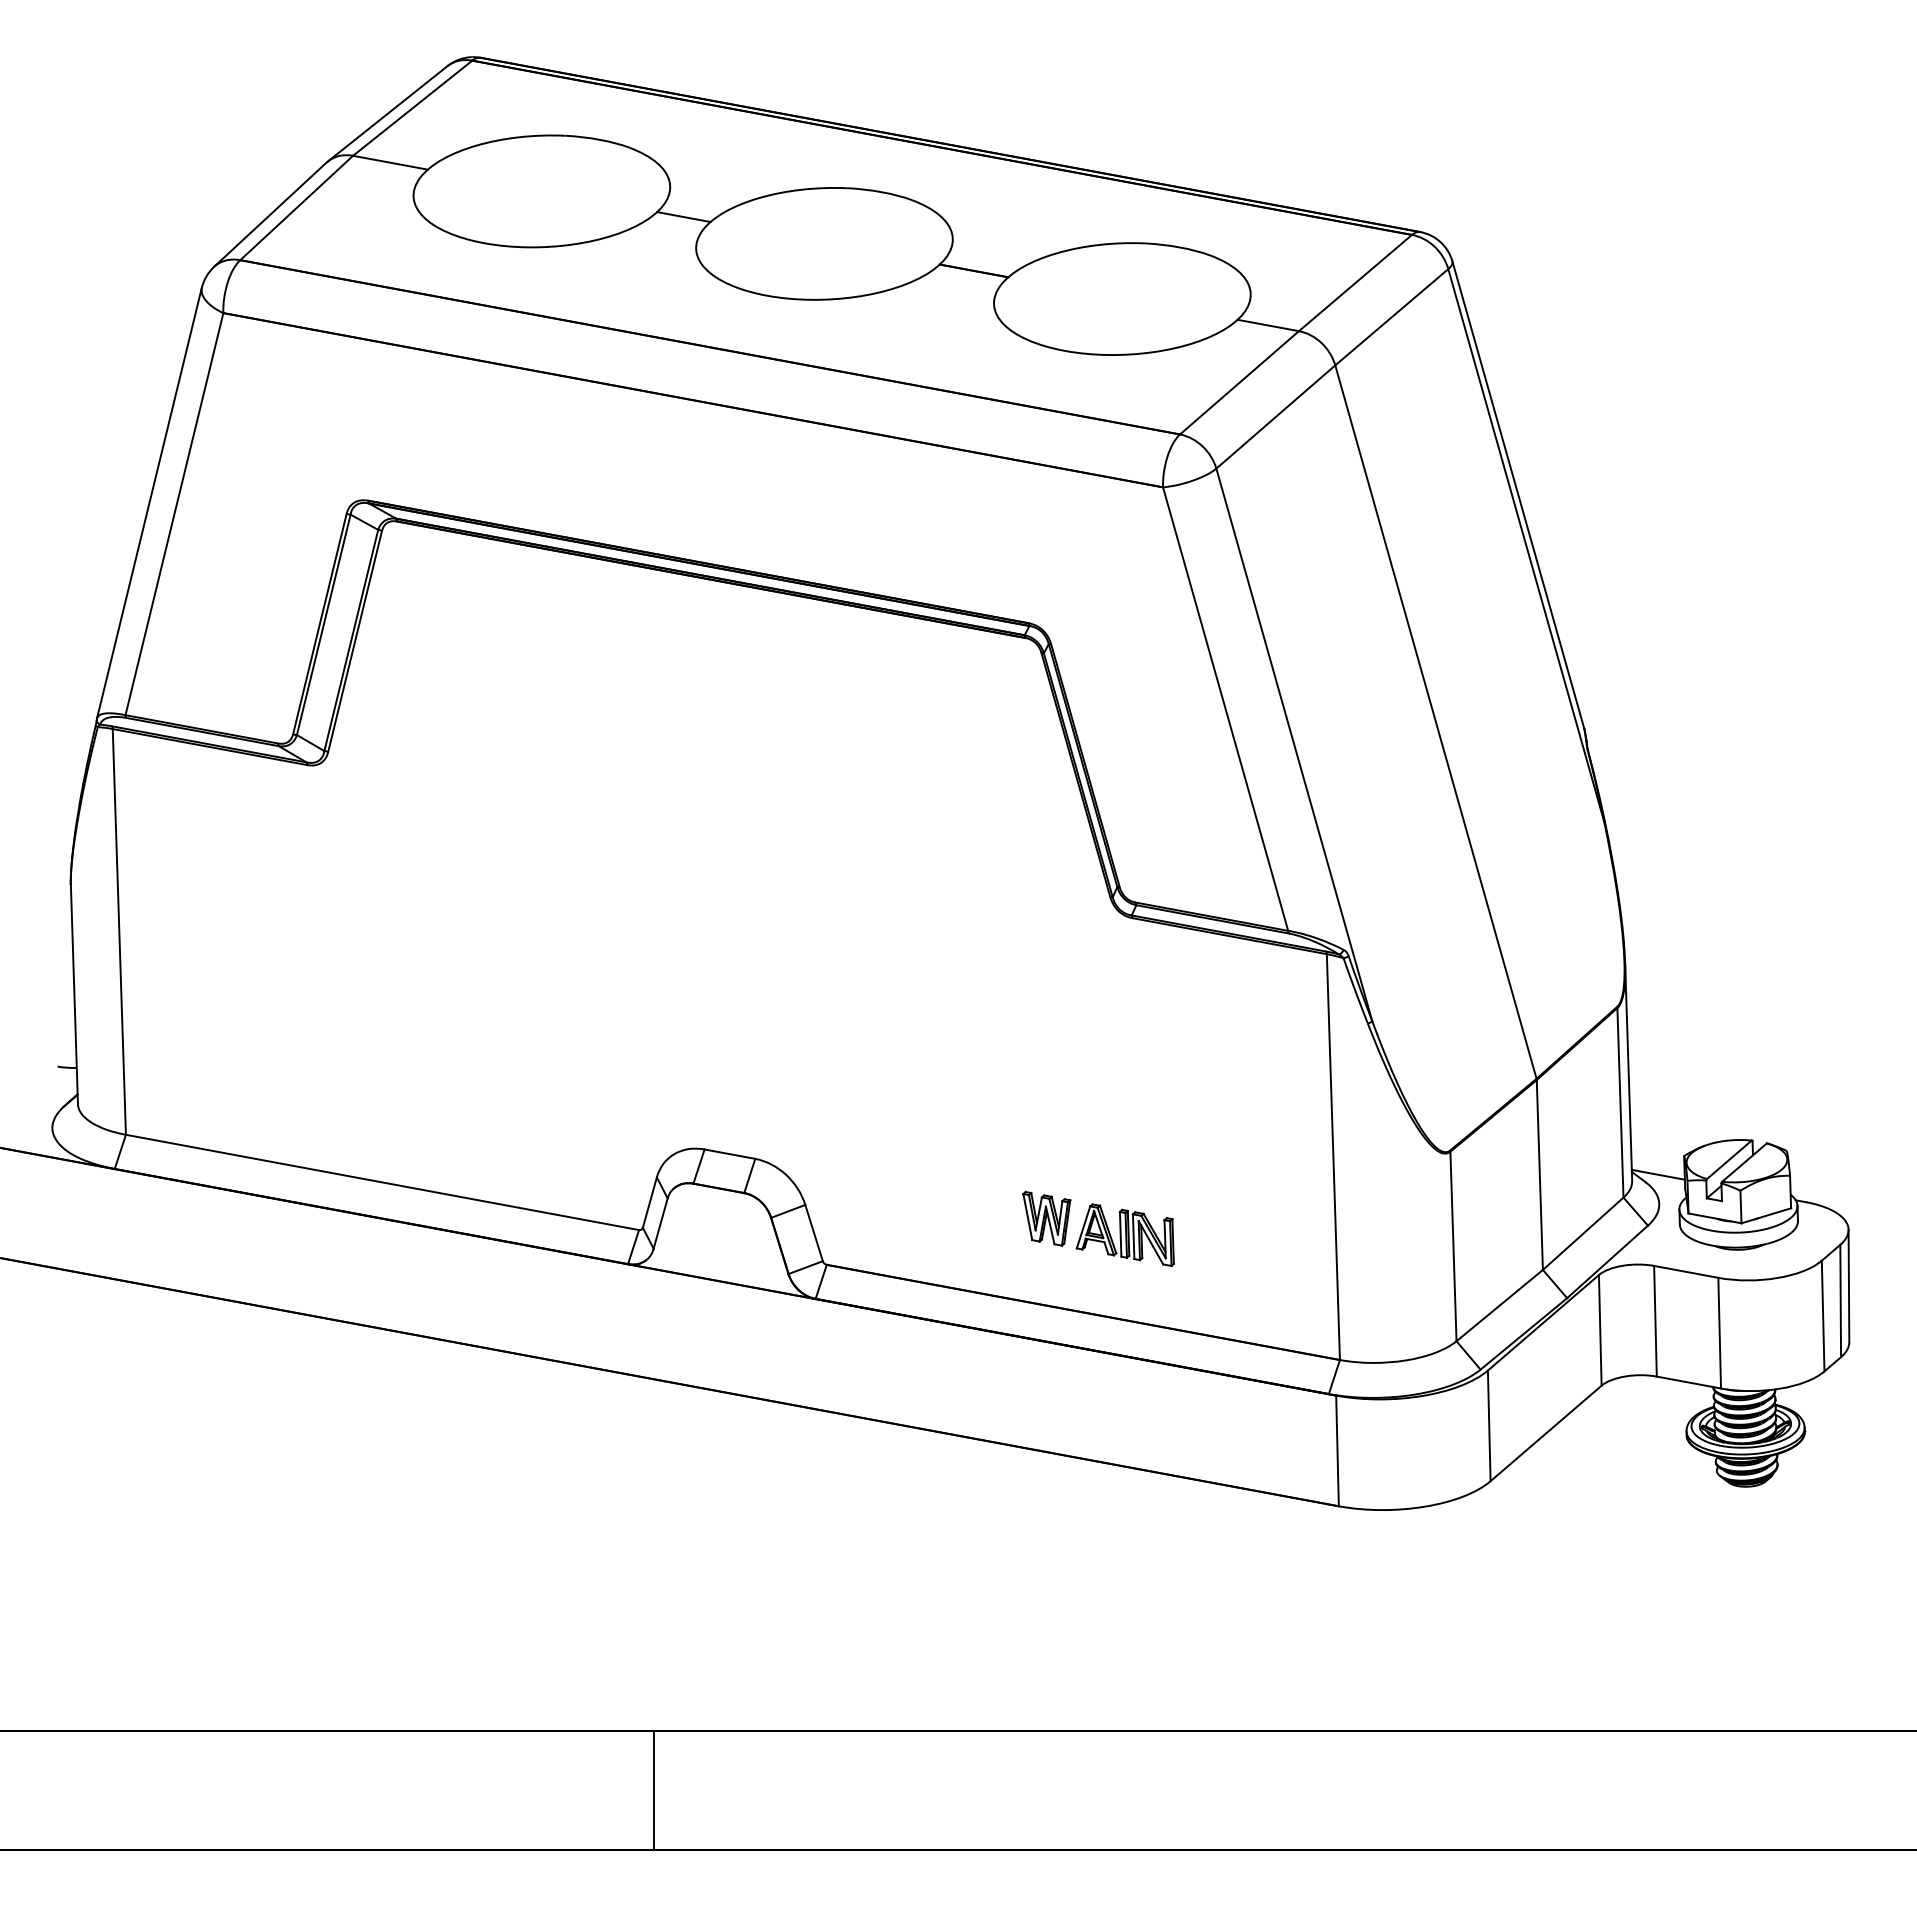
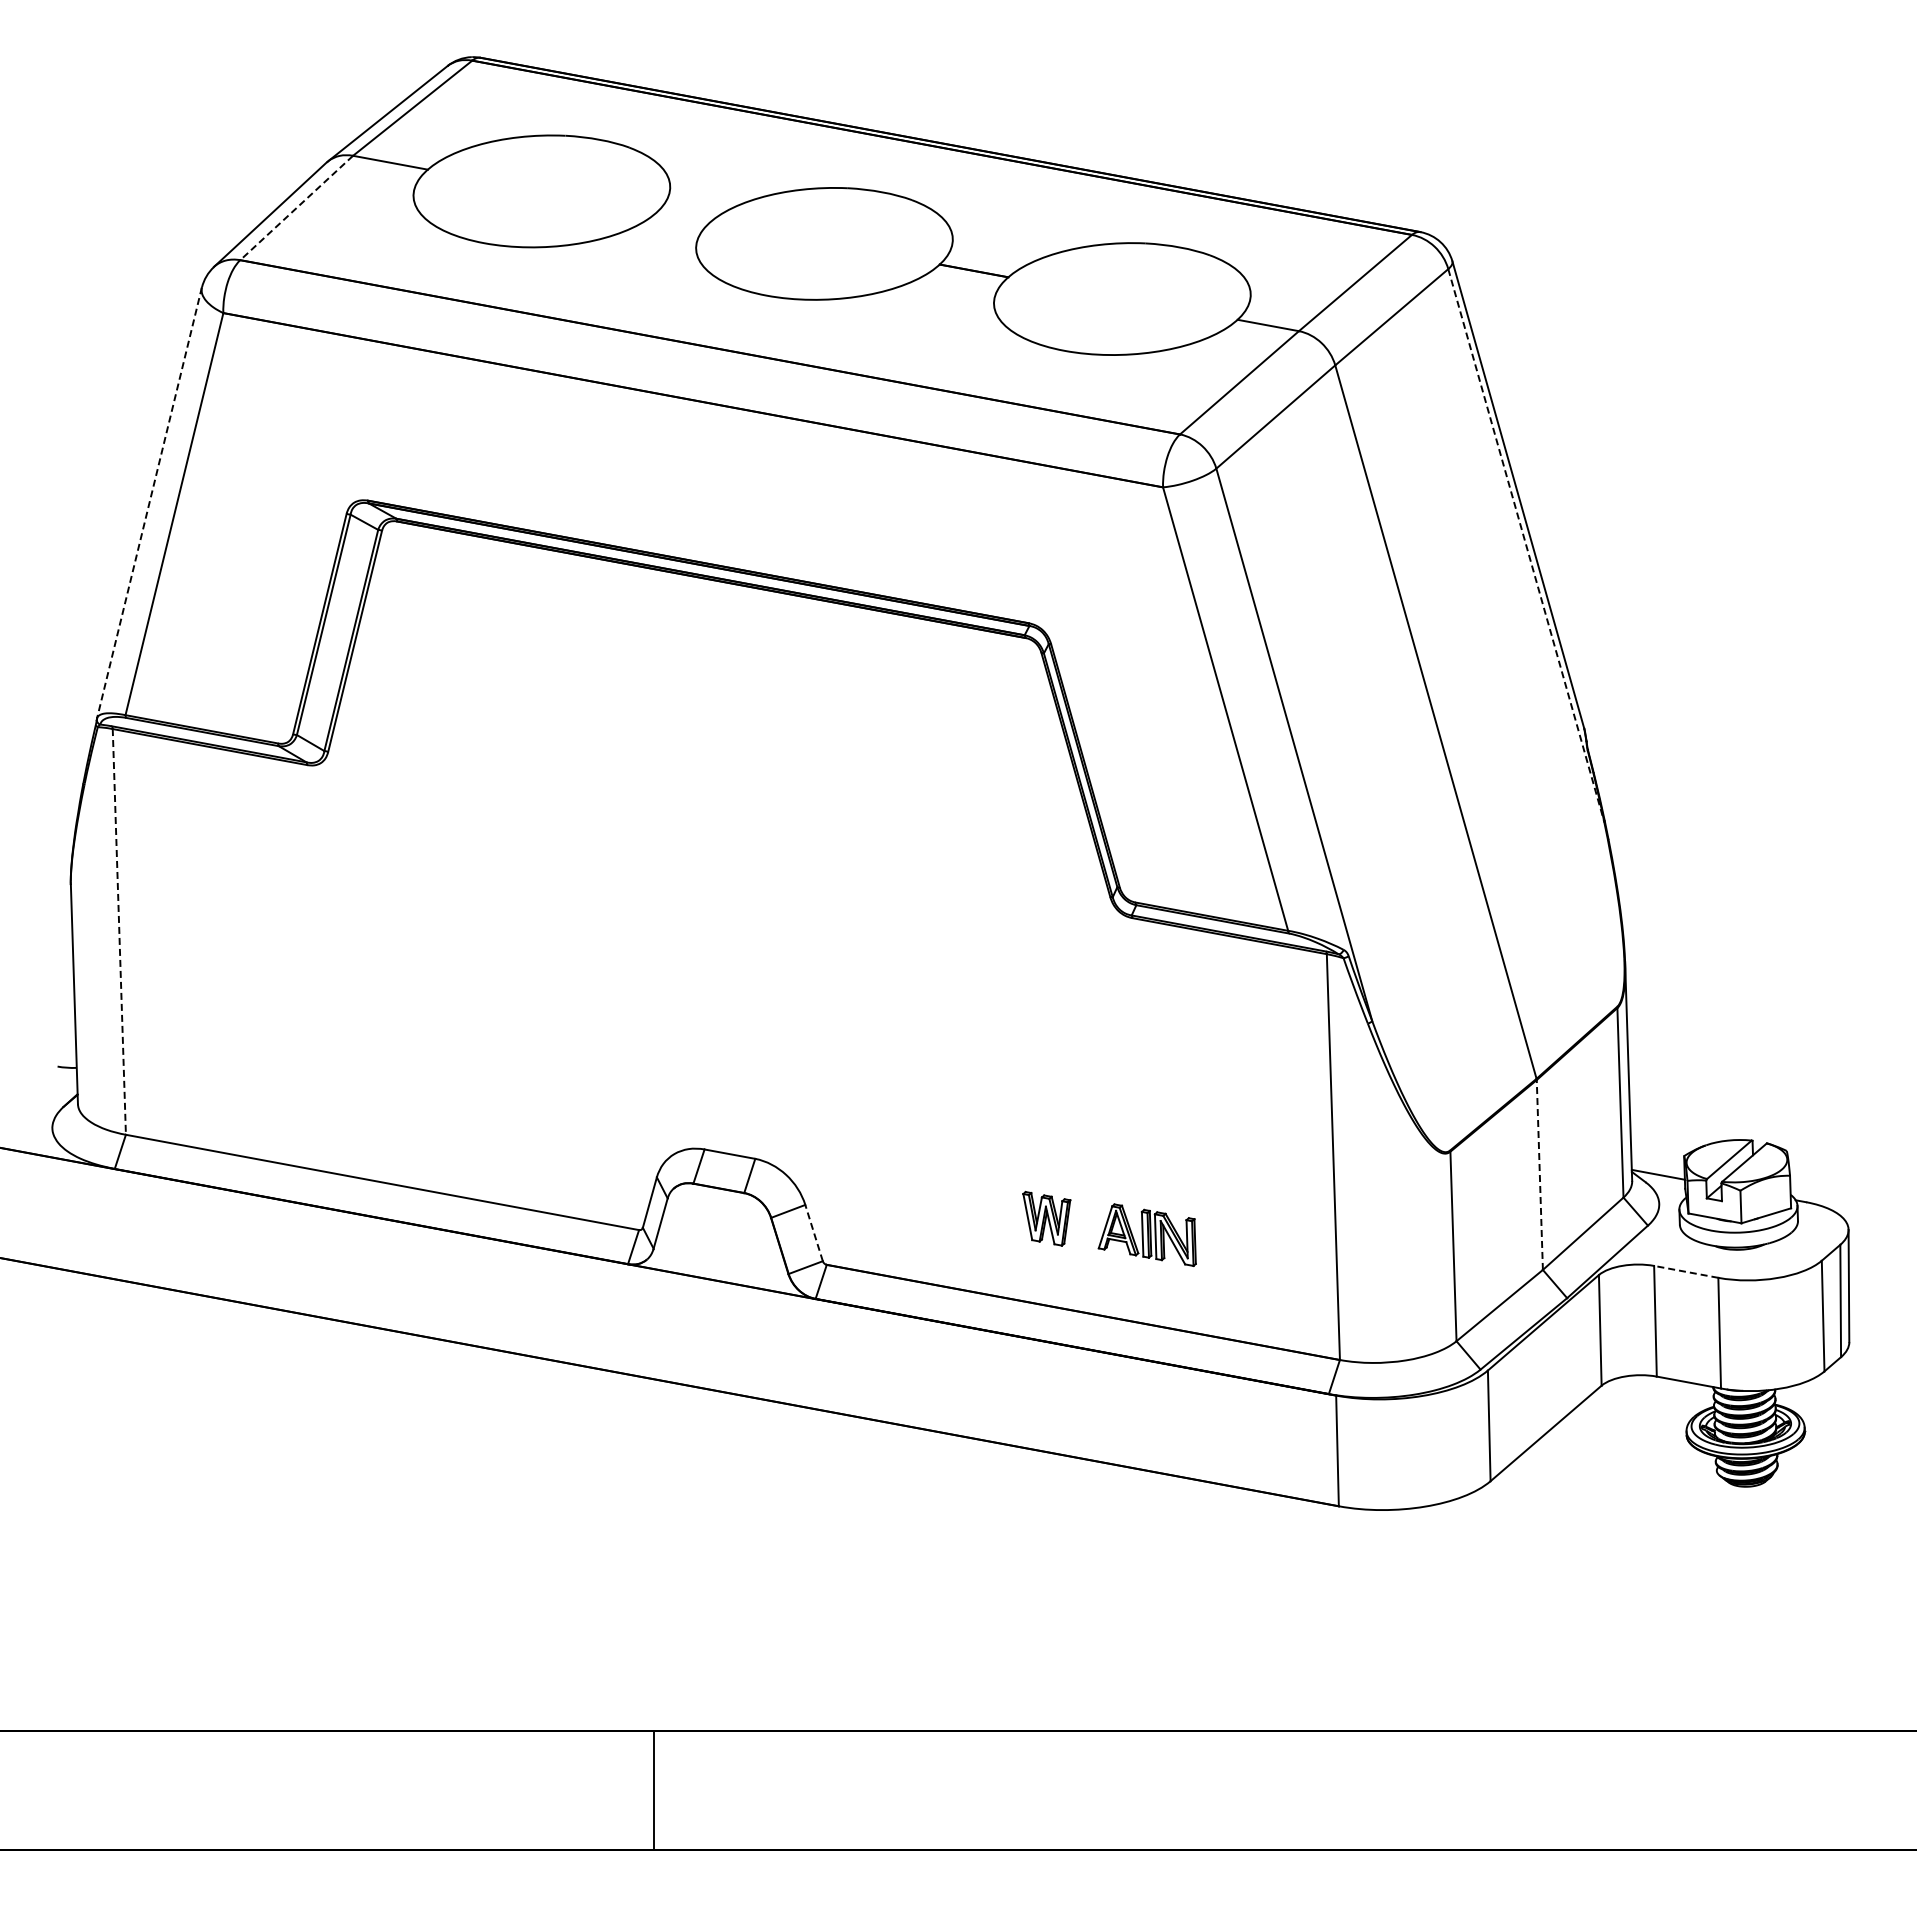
line: solid -> dashed (296, 208)
line: present -> none (683, 217)
line: solid -> dashed (149, 502)
line: solid -> dashed (1526, 545)
line: solid -> dashed (119, 931)
line: solid -> dashed (1539, 1175)
line: solid -> dashed (813, 1232)
part position: (1124, 1234) -> (1146, 1234) (1146, 1234)
line: solid -> dashed (1686, 1271)
